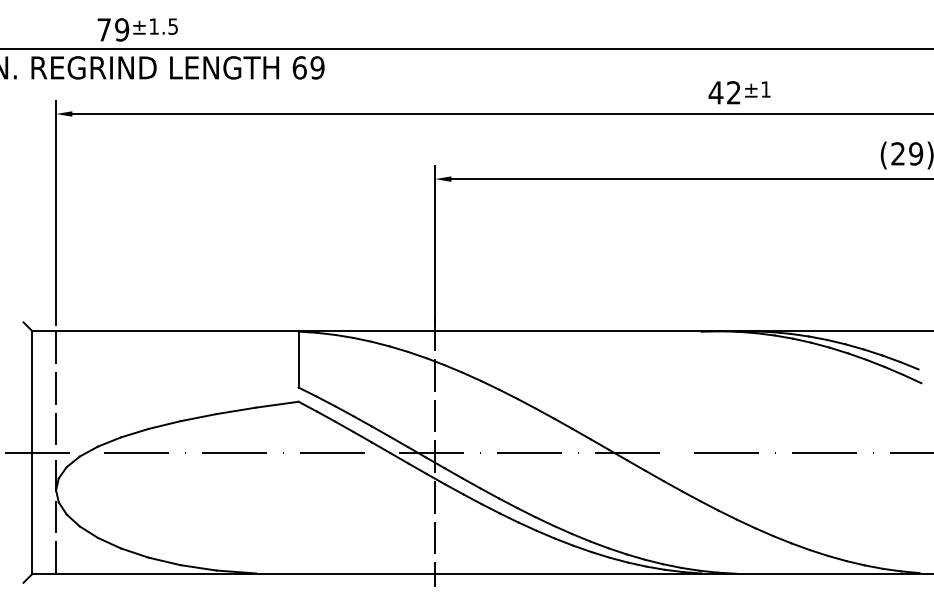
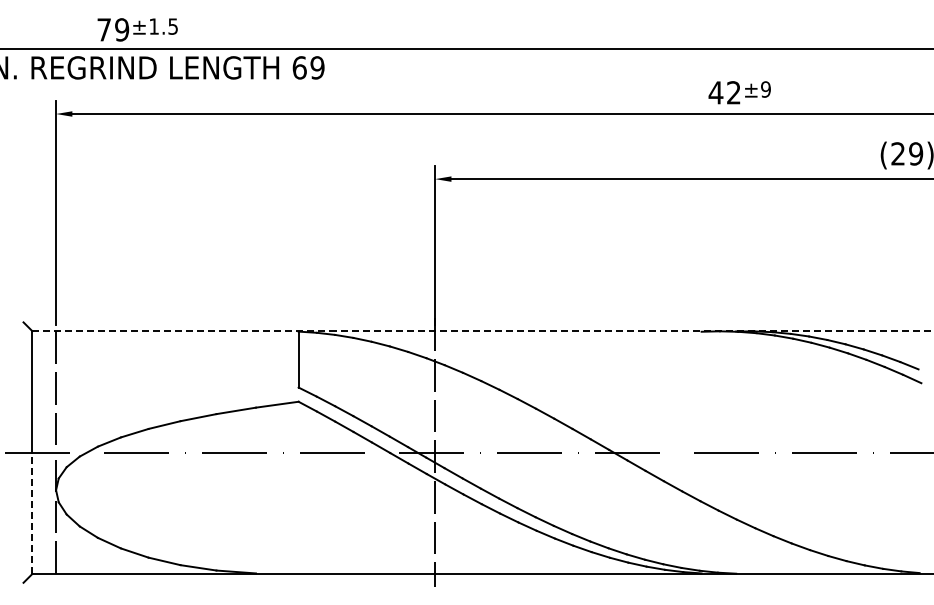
text: ±1 -> ±9 (765, 89)
line: solid -> dashed (483, 331)
line: solid -> dashed (32, 513)
